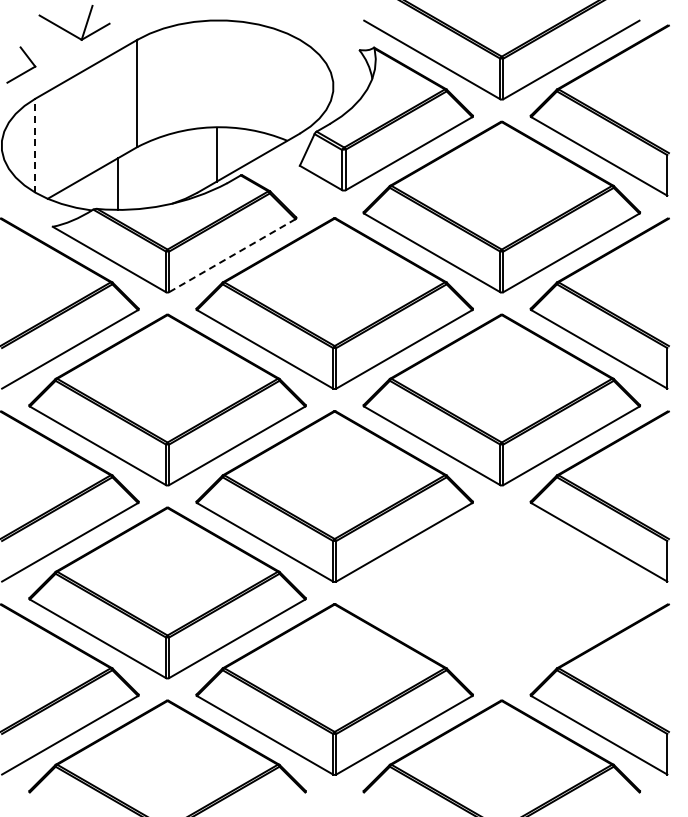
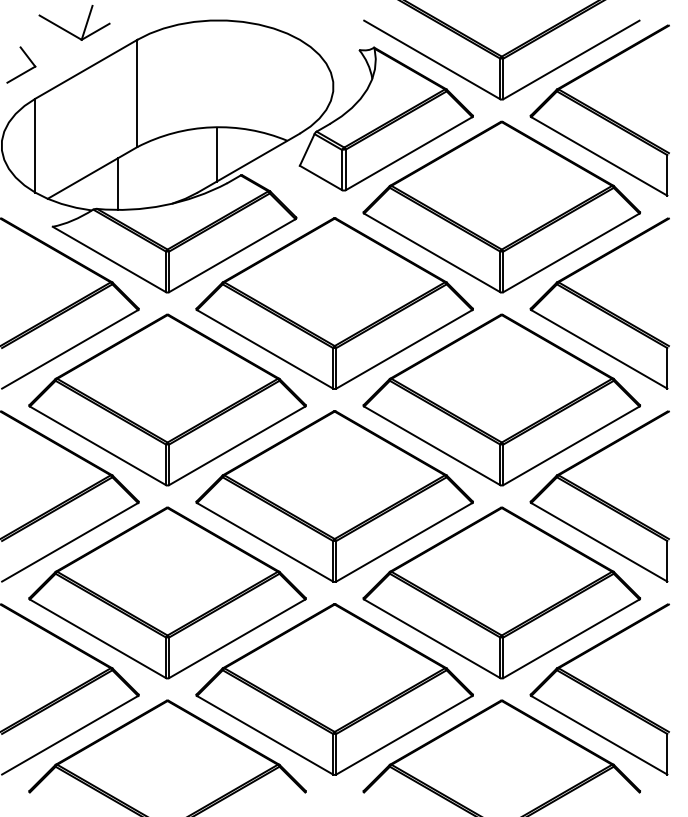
line: dashed -> solid (35, 145)
line: dashed -> solid (232, 255)
part: none -> present (501, 592)
